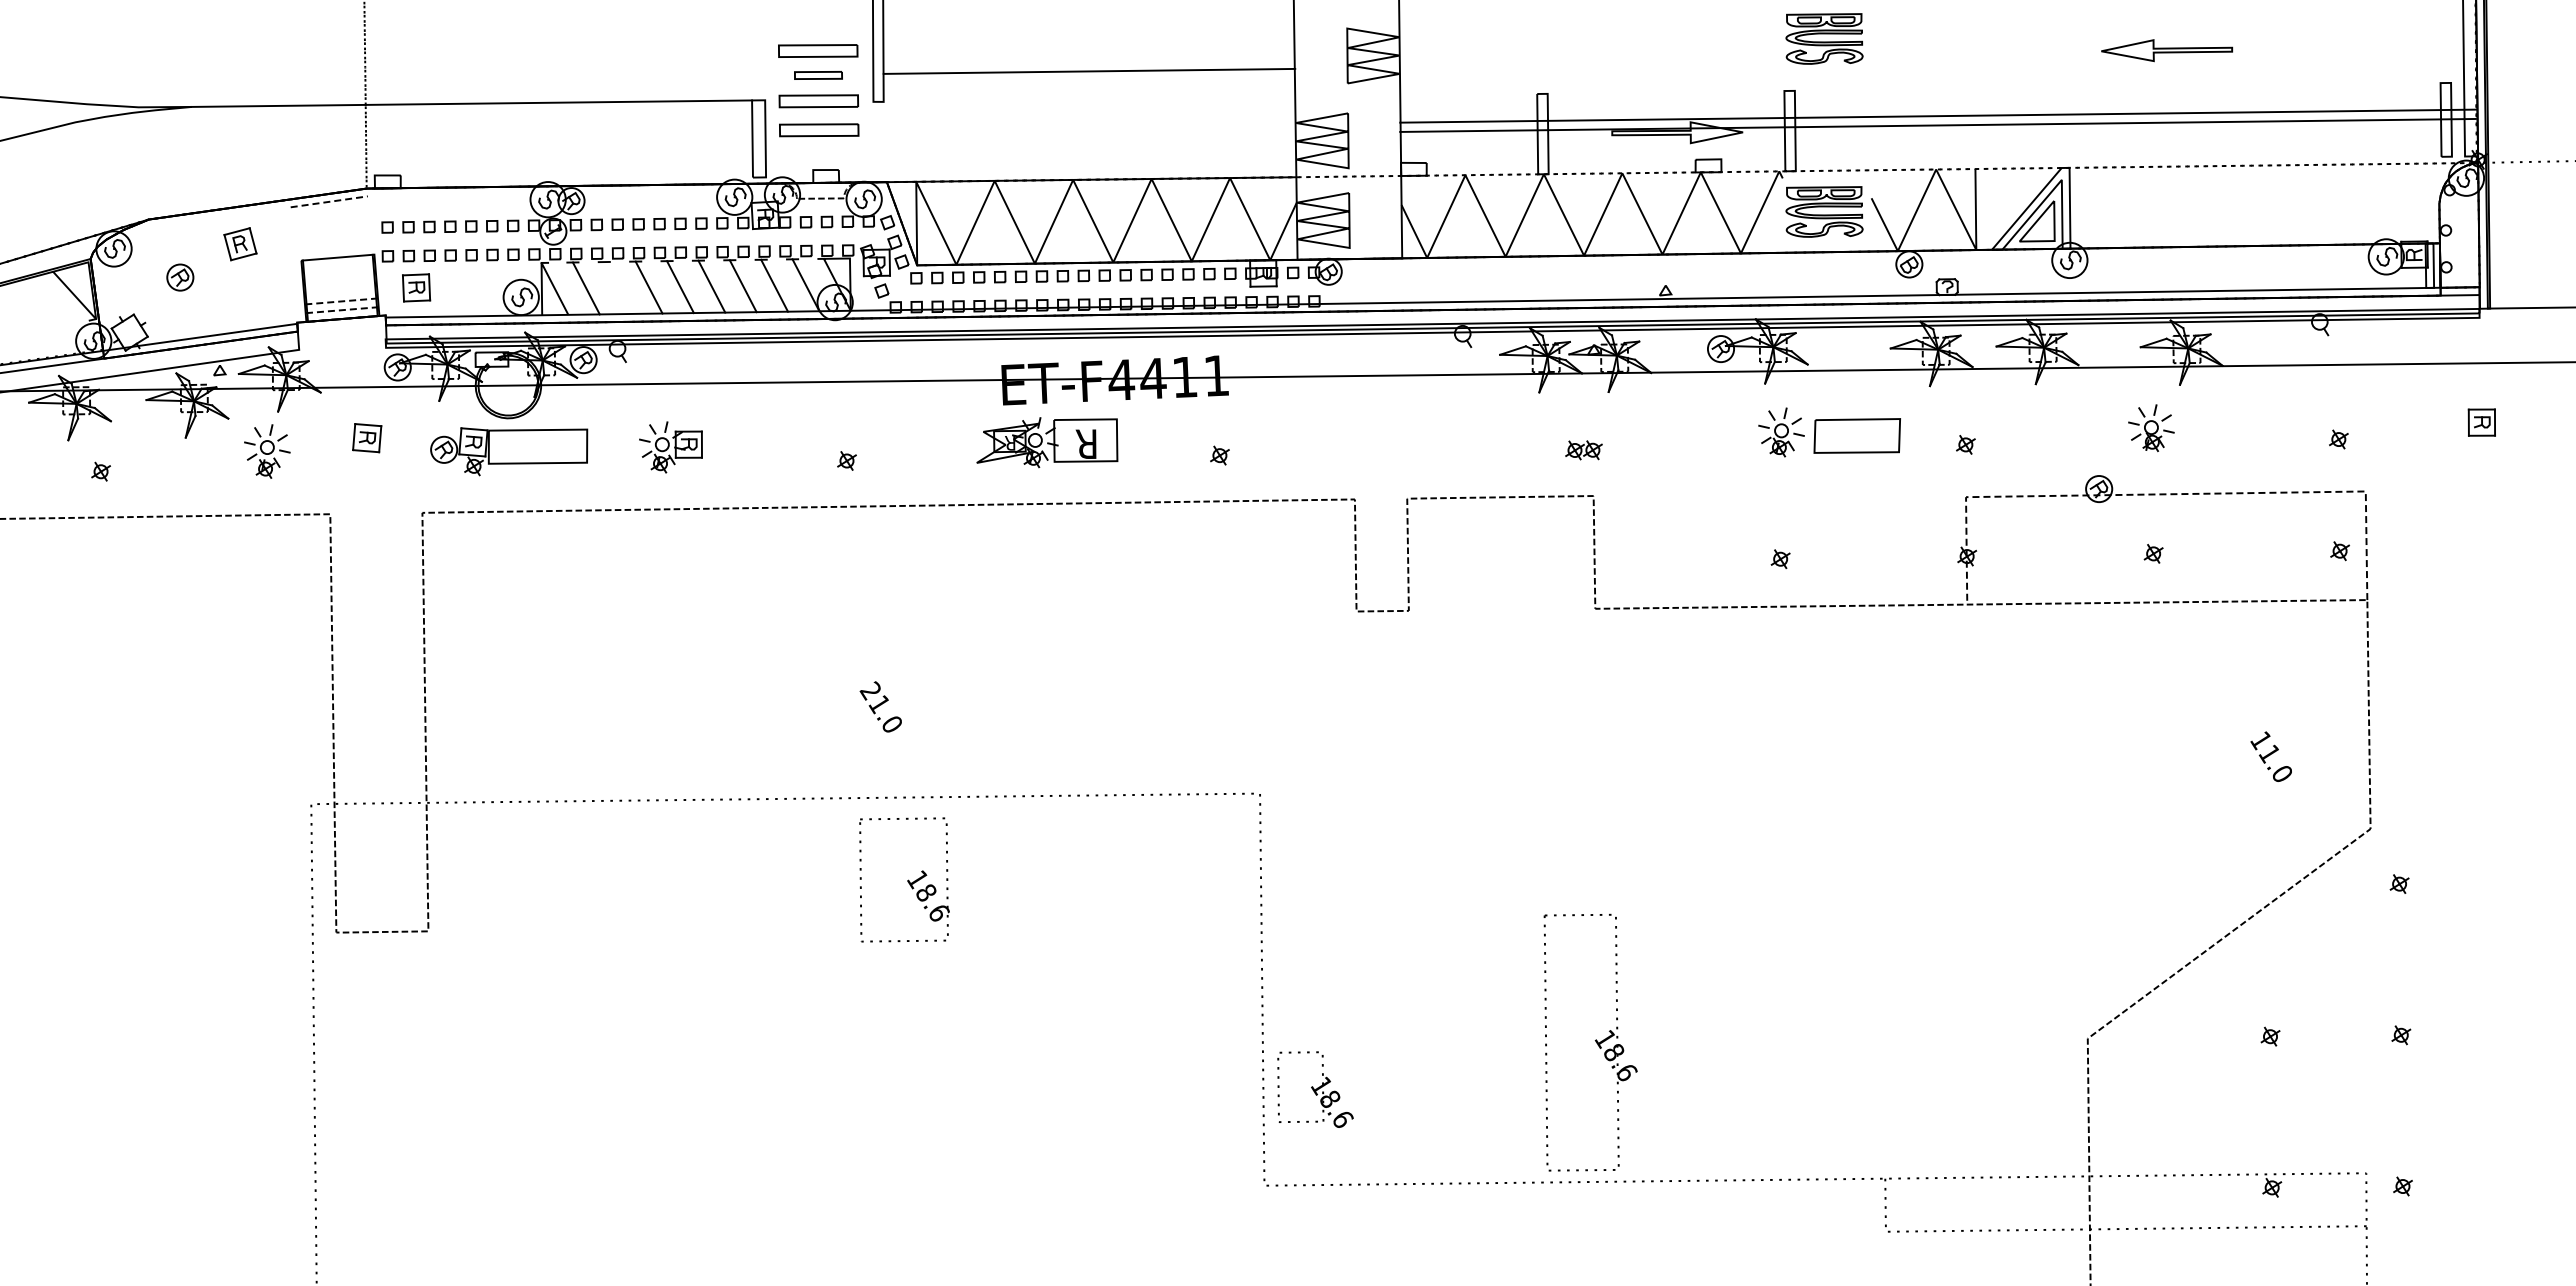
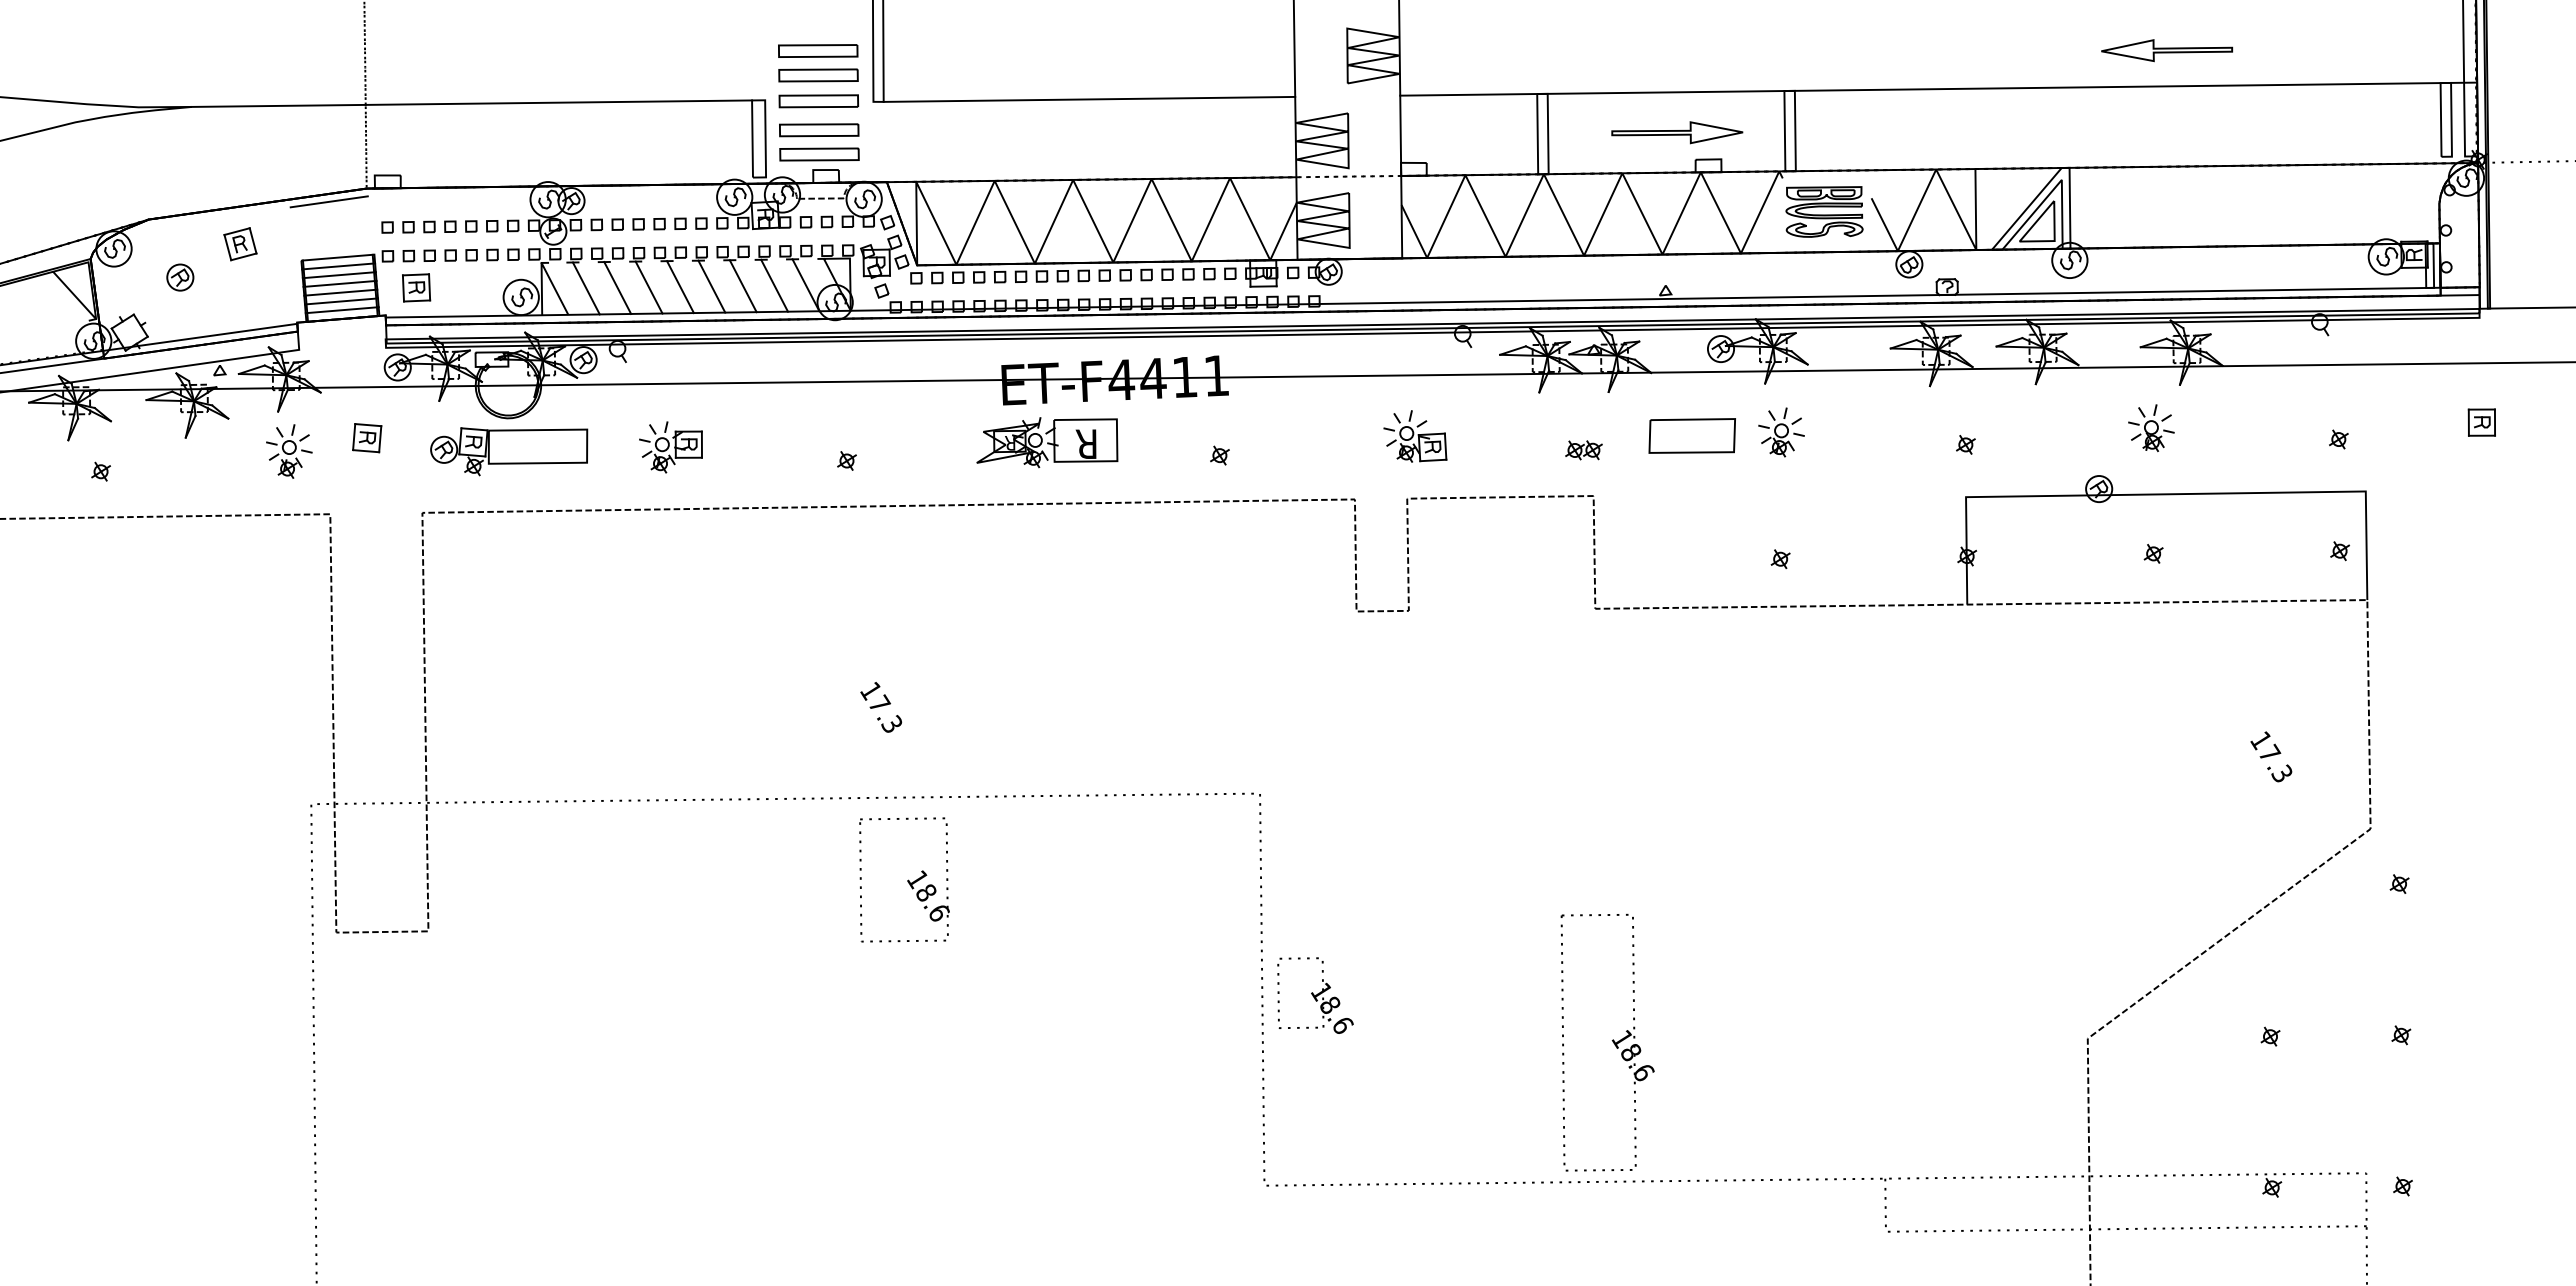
part: present -> none (1824, 38)
line position: (1089, 70) -> (1089, 98) (1089, 98)
part size: 49x9 px -> 81x15 px (818, 75)
line position: (1938, 115) -> (1938, 88) (1938, 88)
line position: (1937, 124) -> (1938, 168) (1938, 168)
part: none -> present (819, 154)
line: dashed -> solid (329, 201)
line: none -> present (338, 266)
line: none -> present (338, 275)
line: none -> present (339, 283)
line: none -> present (617, 287)
line: none -> present (340, 292)
line: dashed -> solid (341, 301)
line: dashed -> solid (342, 310)
part position: (1856, 435) -> (1691, 435) (1691, 435)
part: none -> present (1415, 436)
part position: (267, 451) -> (289, 451) (289, 451)
line: dashed -> solid (2165, 494)
text: 21.0 -> 17.3 (880, 706)
text: 11.0 -> 17.3 (2275, 762)
part position: (1590, 1042) -> (1607, 1042) (1607, 1042)
part position: (1315, 1089) -> (1315, 995) (1315, 995)
